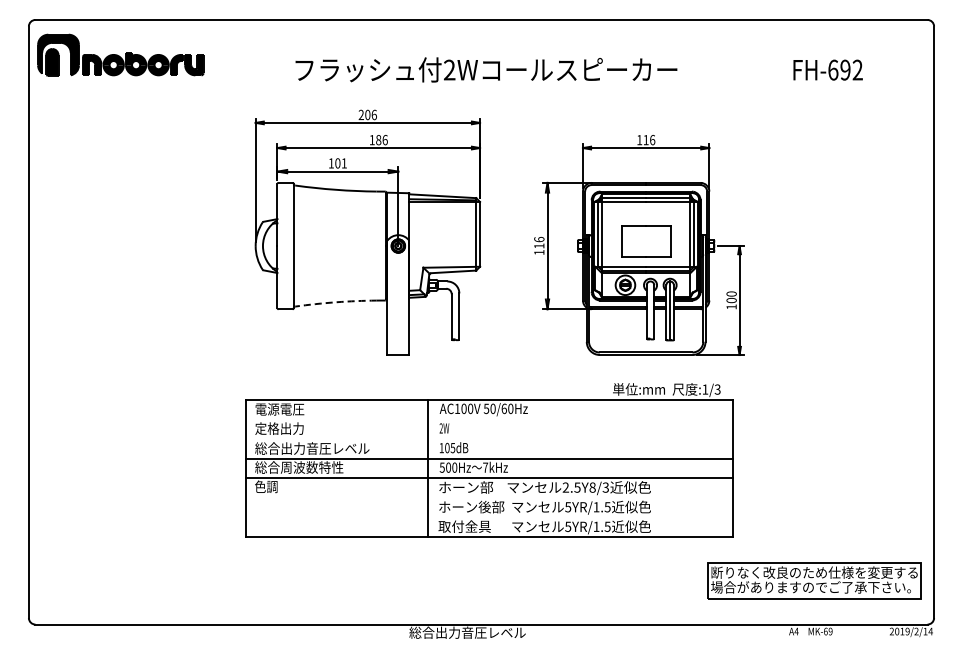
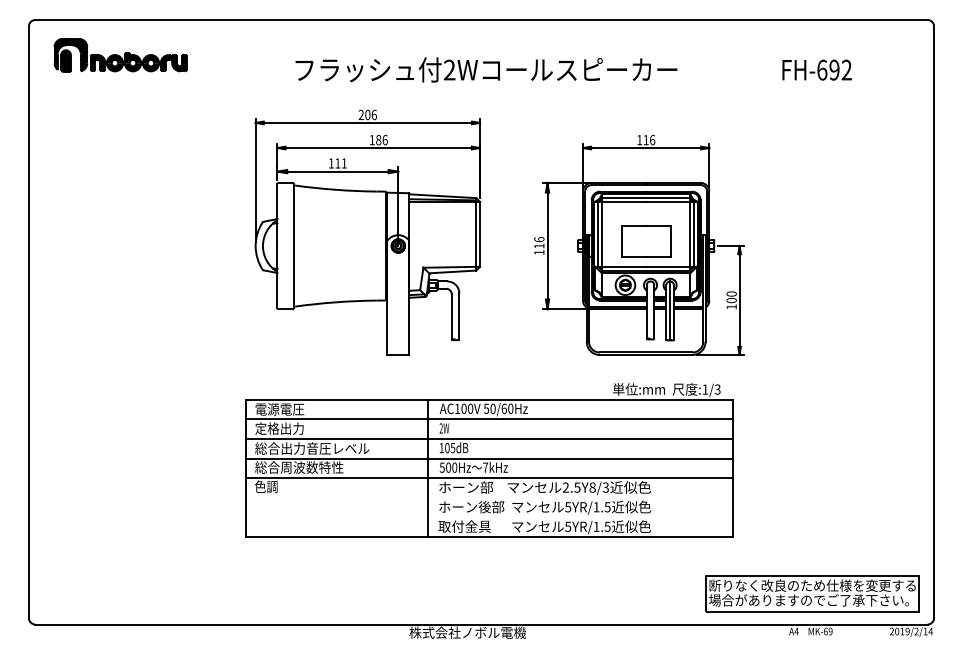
part size: 168x44 px -> 135x35 px (120, 55)
text position: (827, 69) -> (816, 69) (816, 69)
text: 101 -> 111 (337, 163)
arc: dashed -> solid (336, 302)
line: none -> present (488, 419)
line: none -> present (488, 438)
part position: (814, 580) -> (812, 593) (812, 593)
text: 総合出力音圧レベル -> 株式会社ノボル電機 (467, 632)
